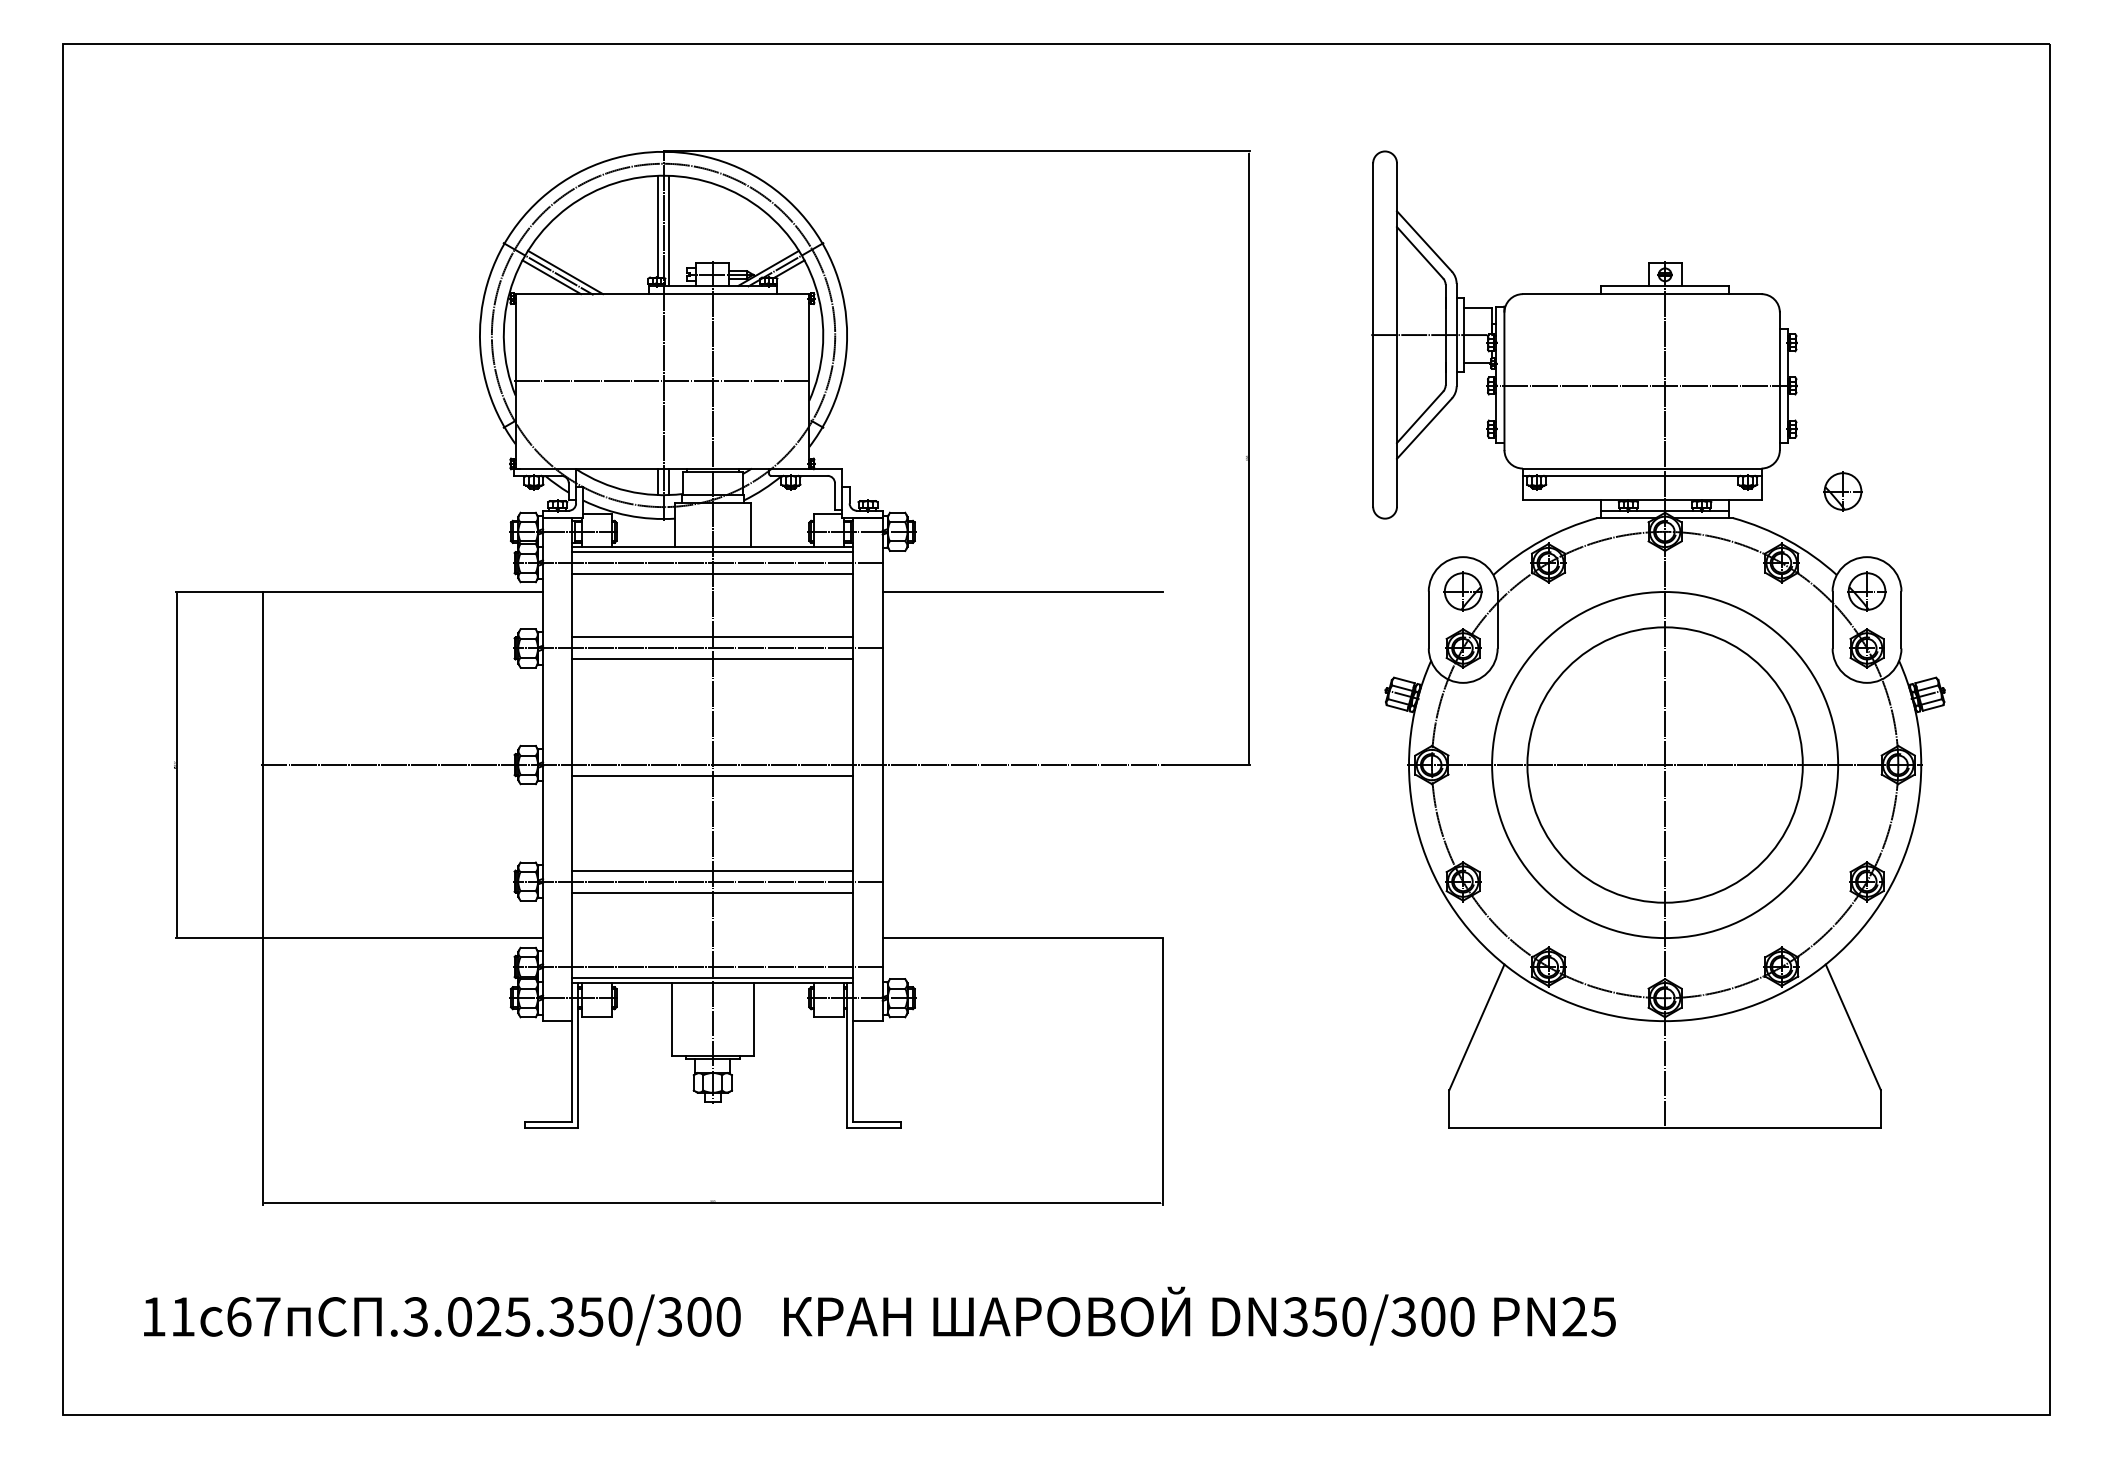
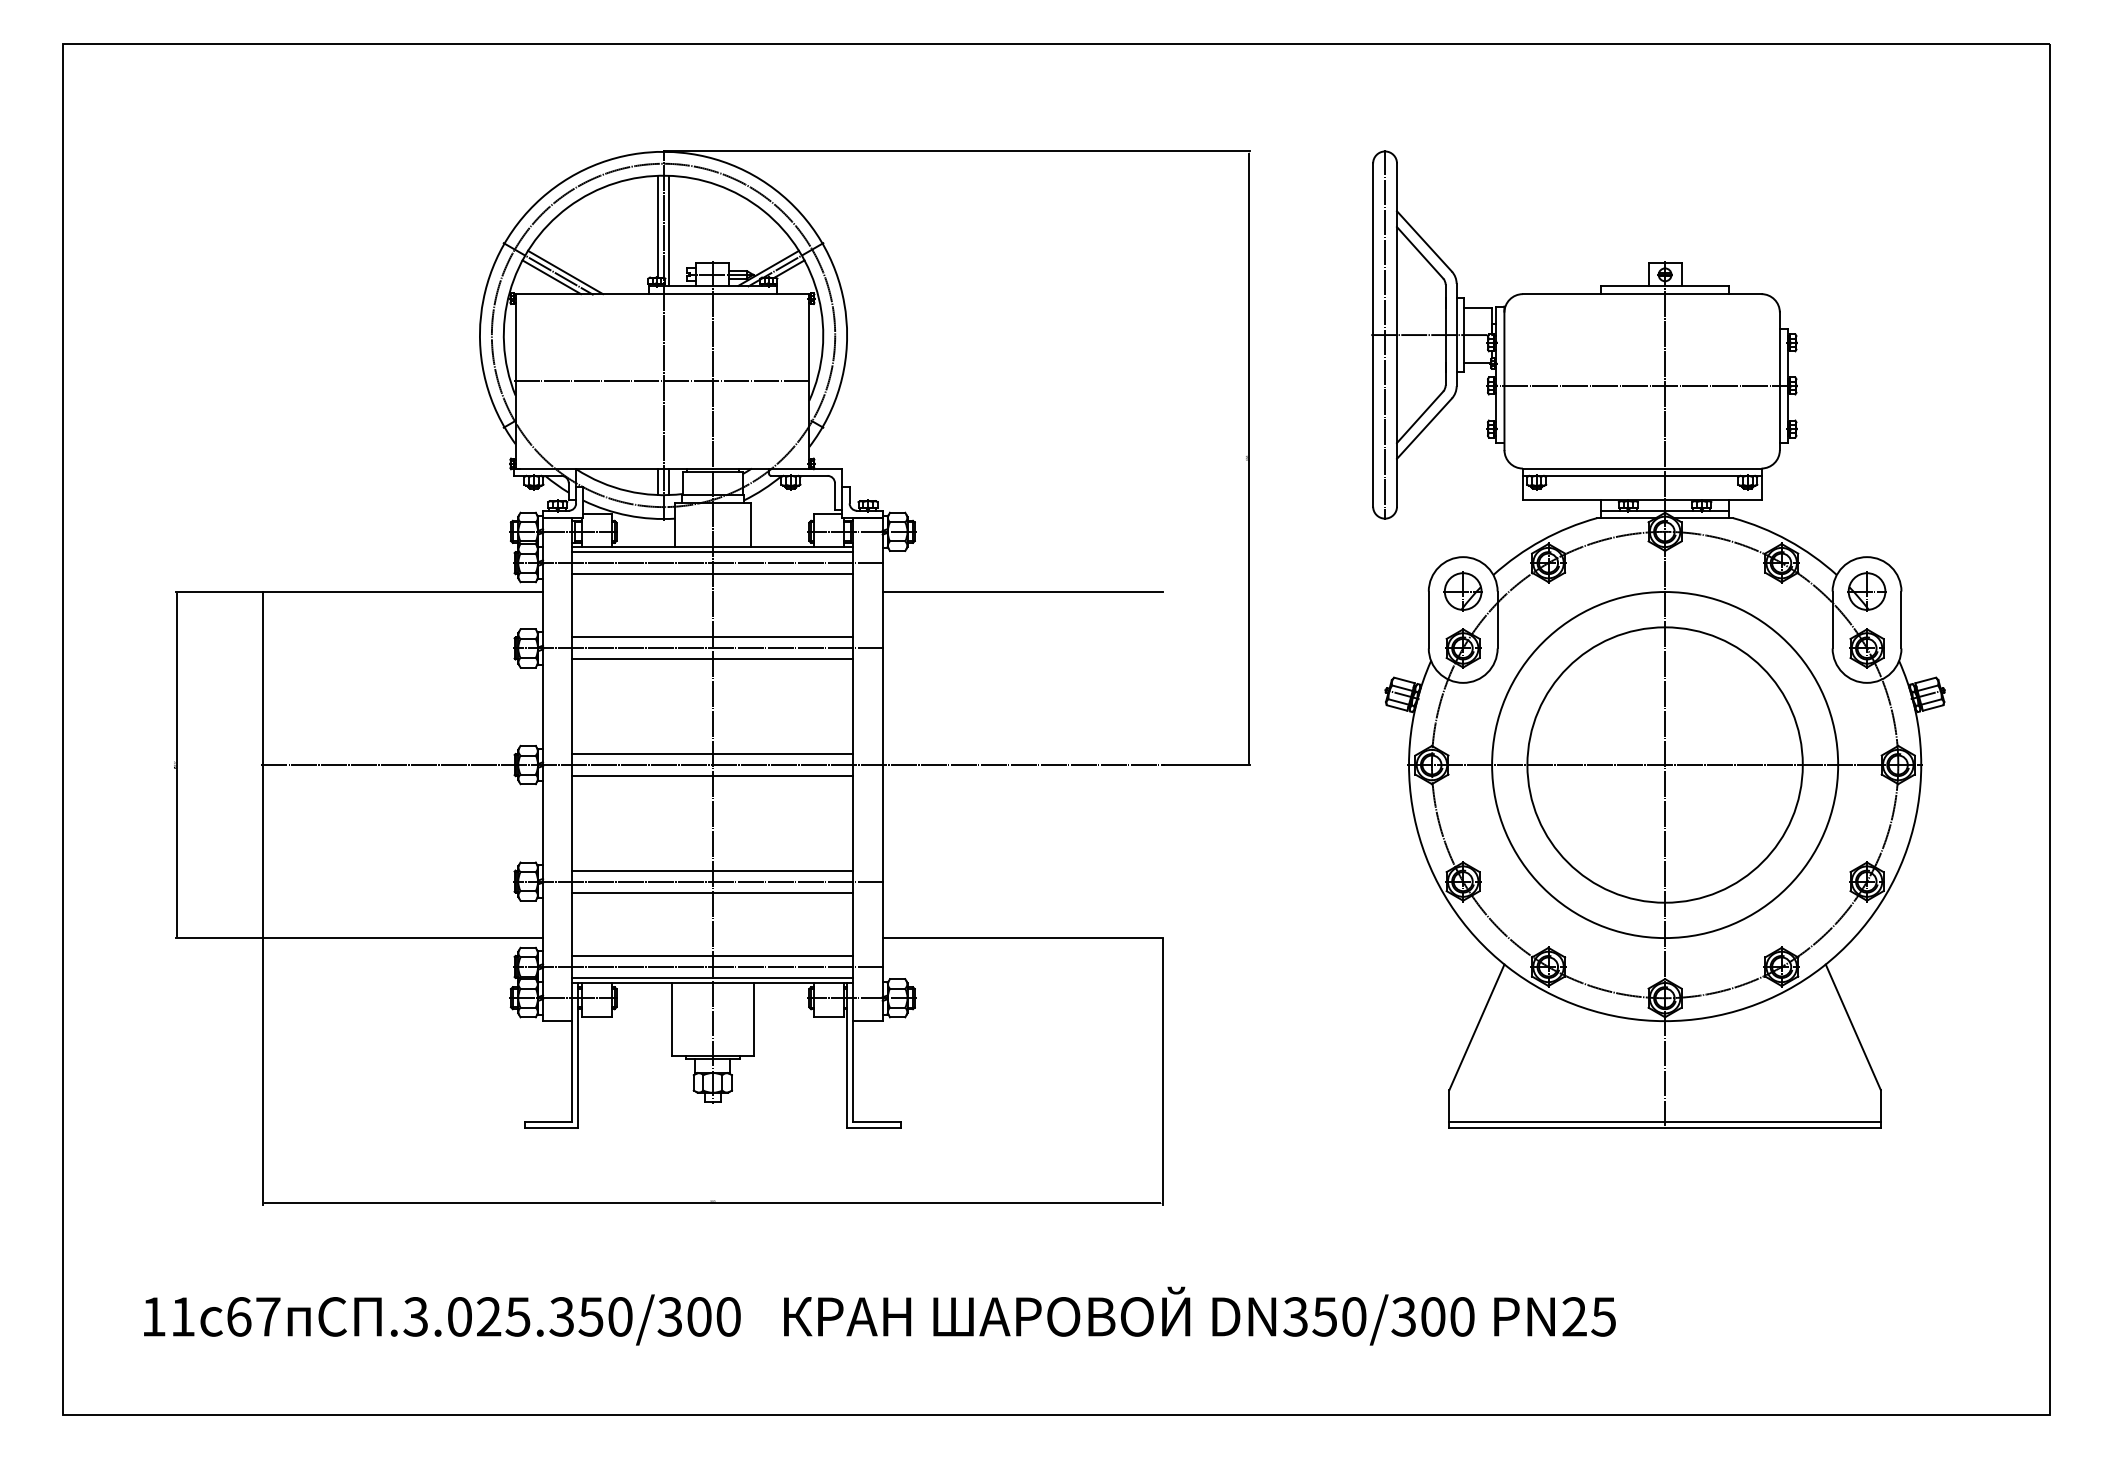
line: none -> present (1385, 334)
part: present -> none (1842, 491)
line: none -> present (712, 754)
line: none -> present (712, 955)
line: none -> present (1664, 1122)
